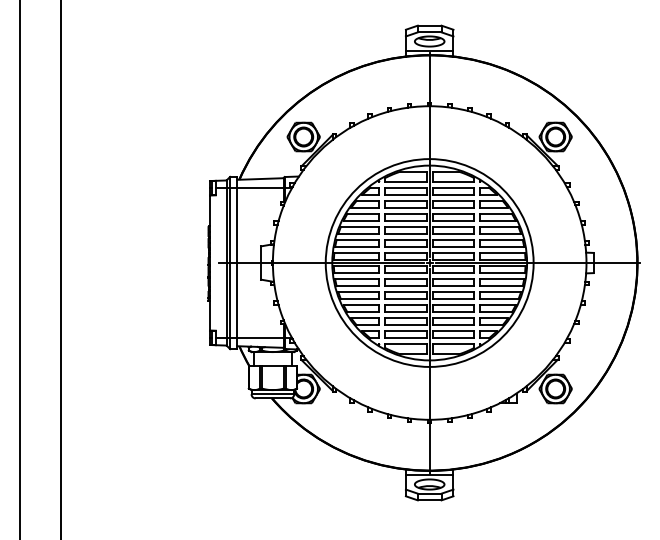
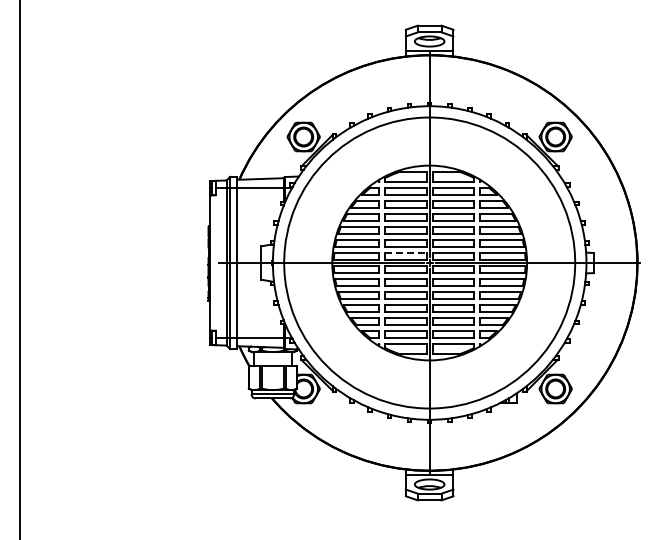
line: solid -> dashed (405, 252)
circle diameter: 208 px -> 291 px (429, 262)
line: present -> none (61, 269)
